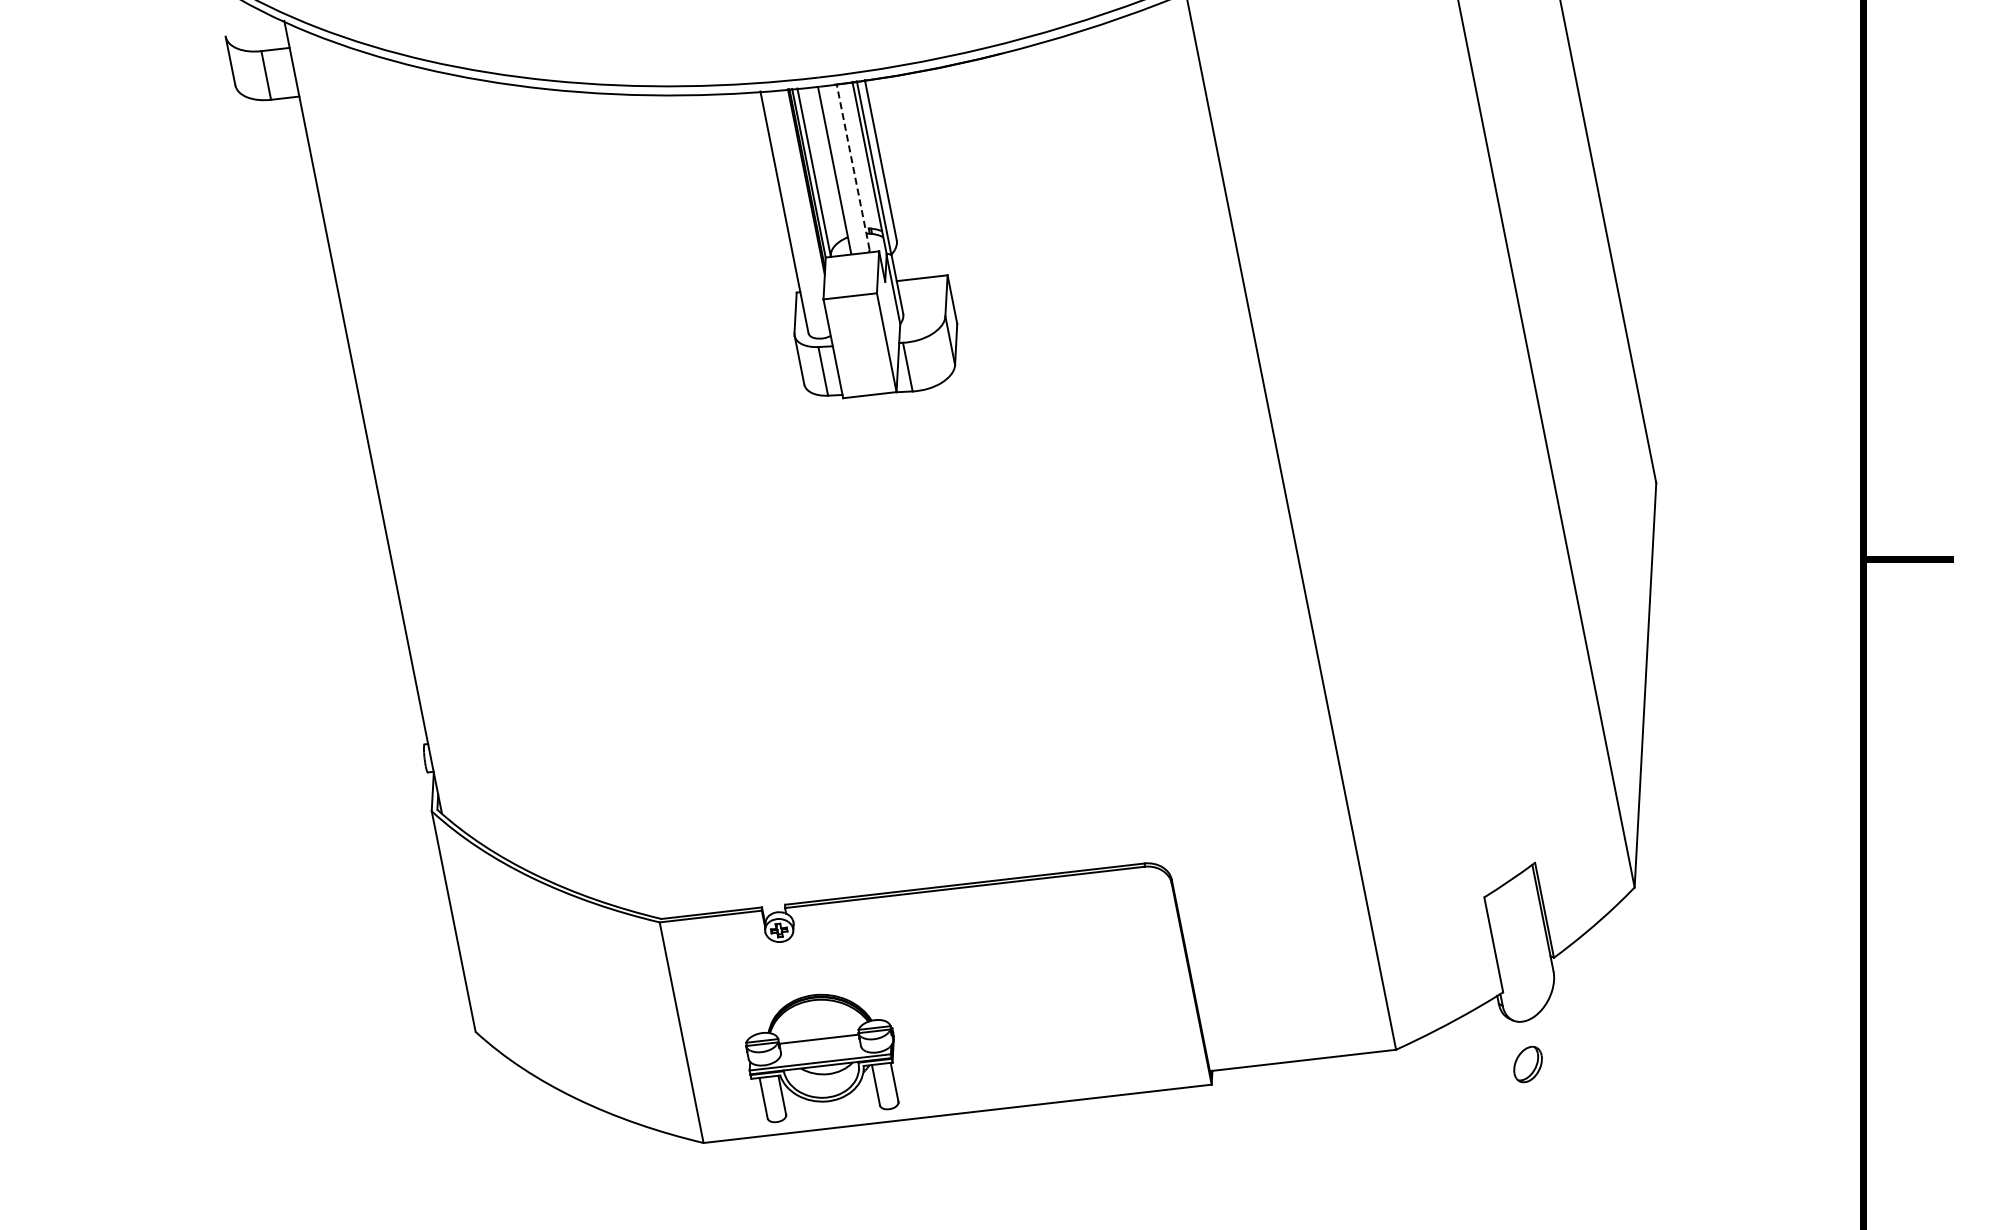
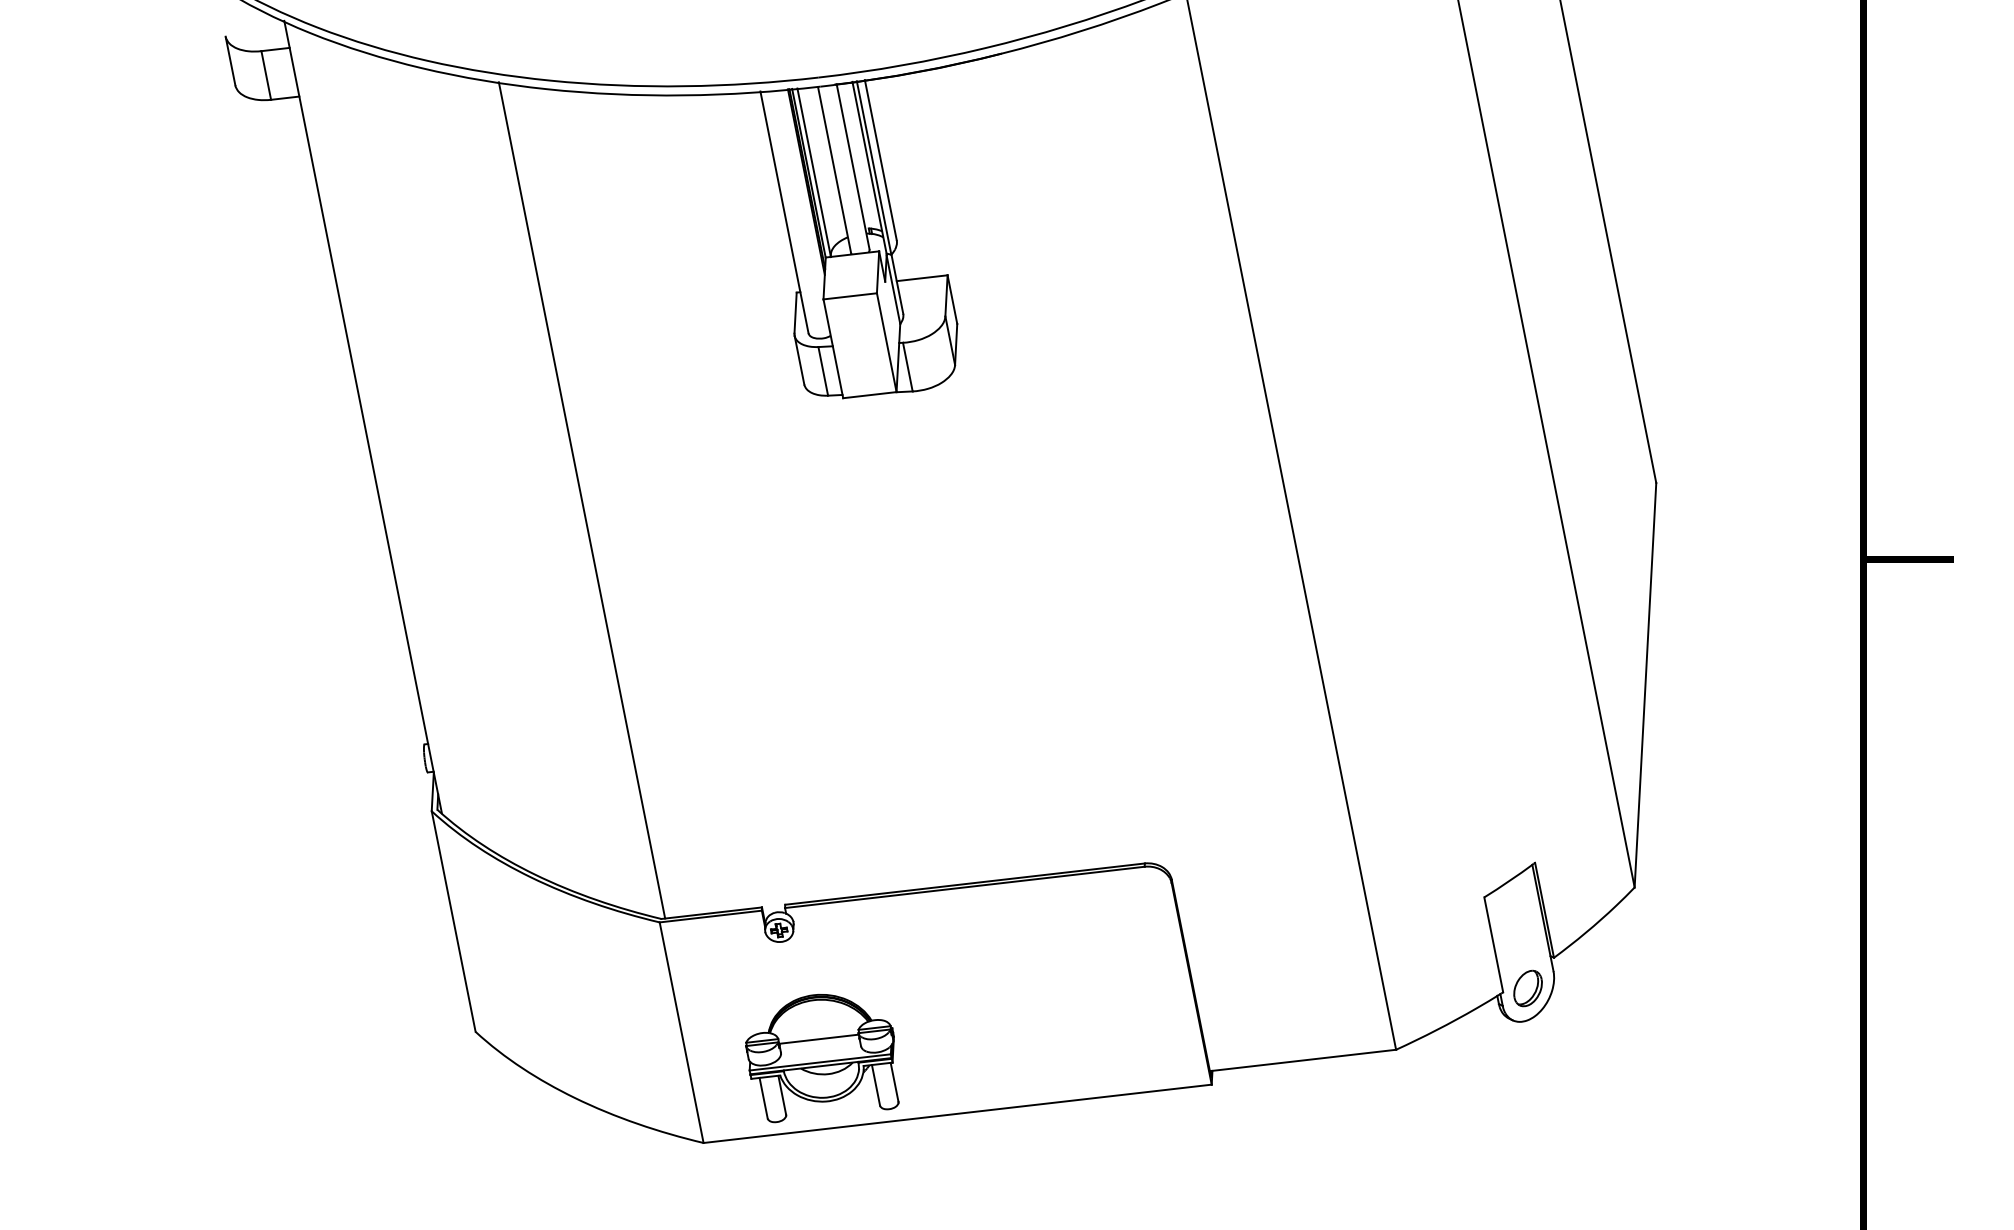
line: dashed -> solid (853, 166)
line: none -> present (581, 500)
part position: (1527, 1064) -> (1527, 988) (1527, 988)
